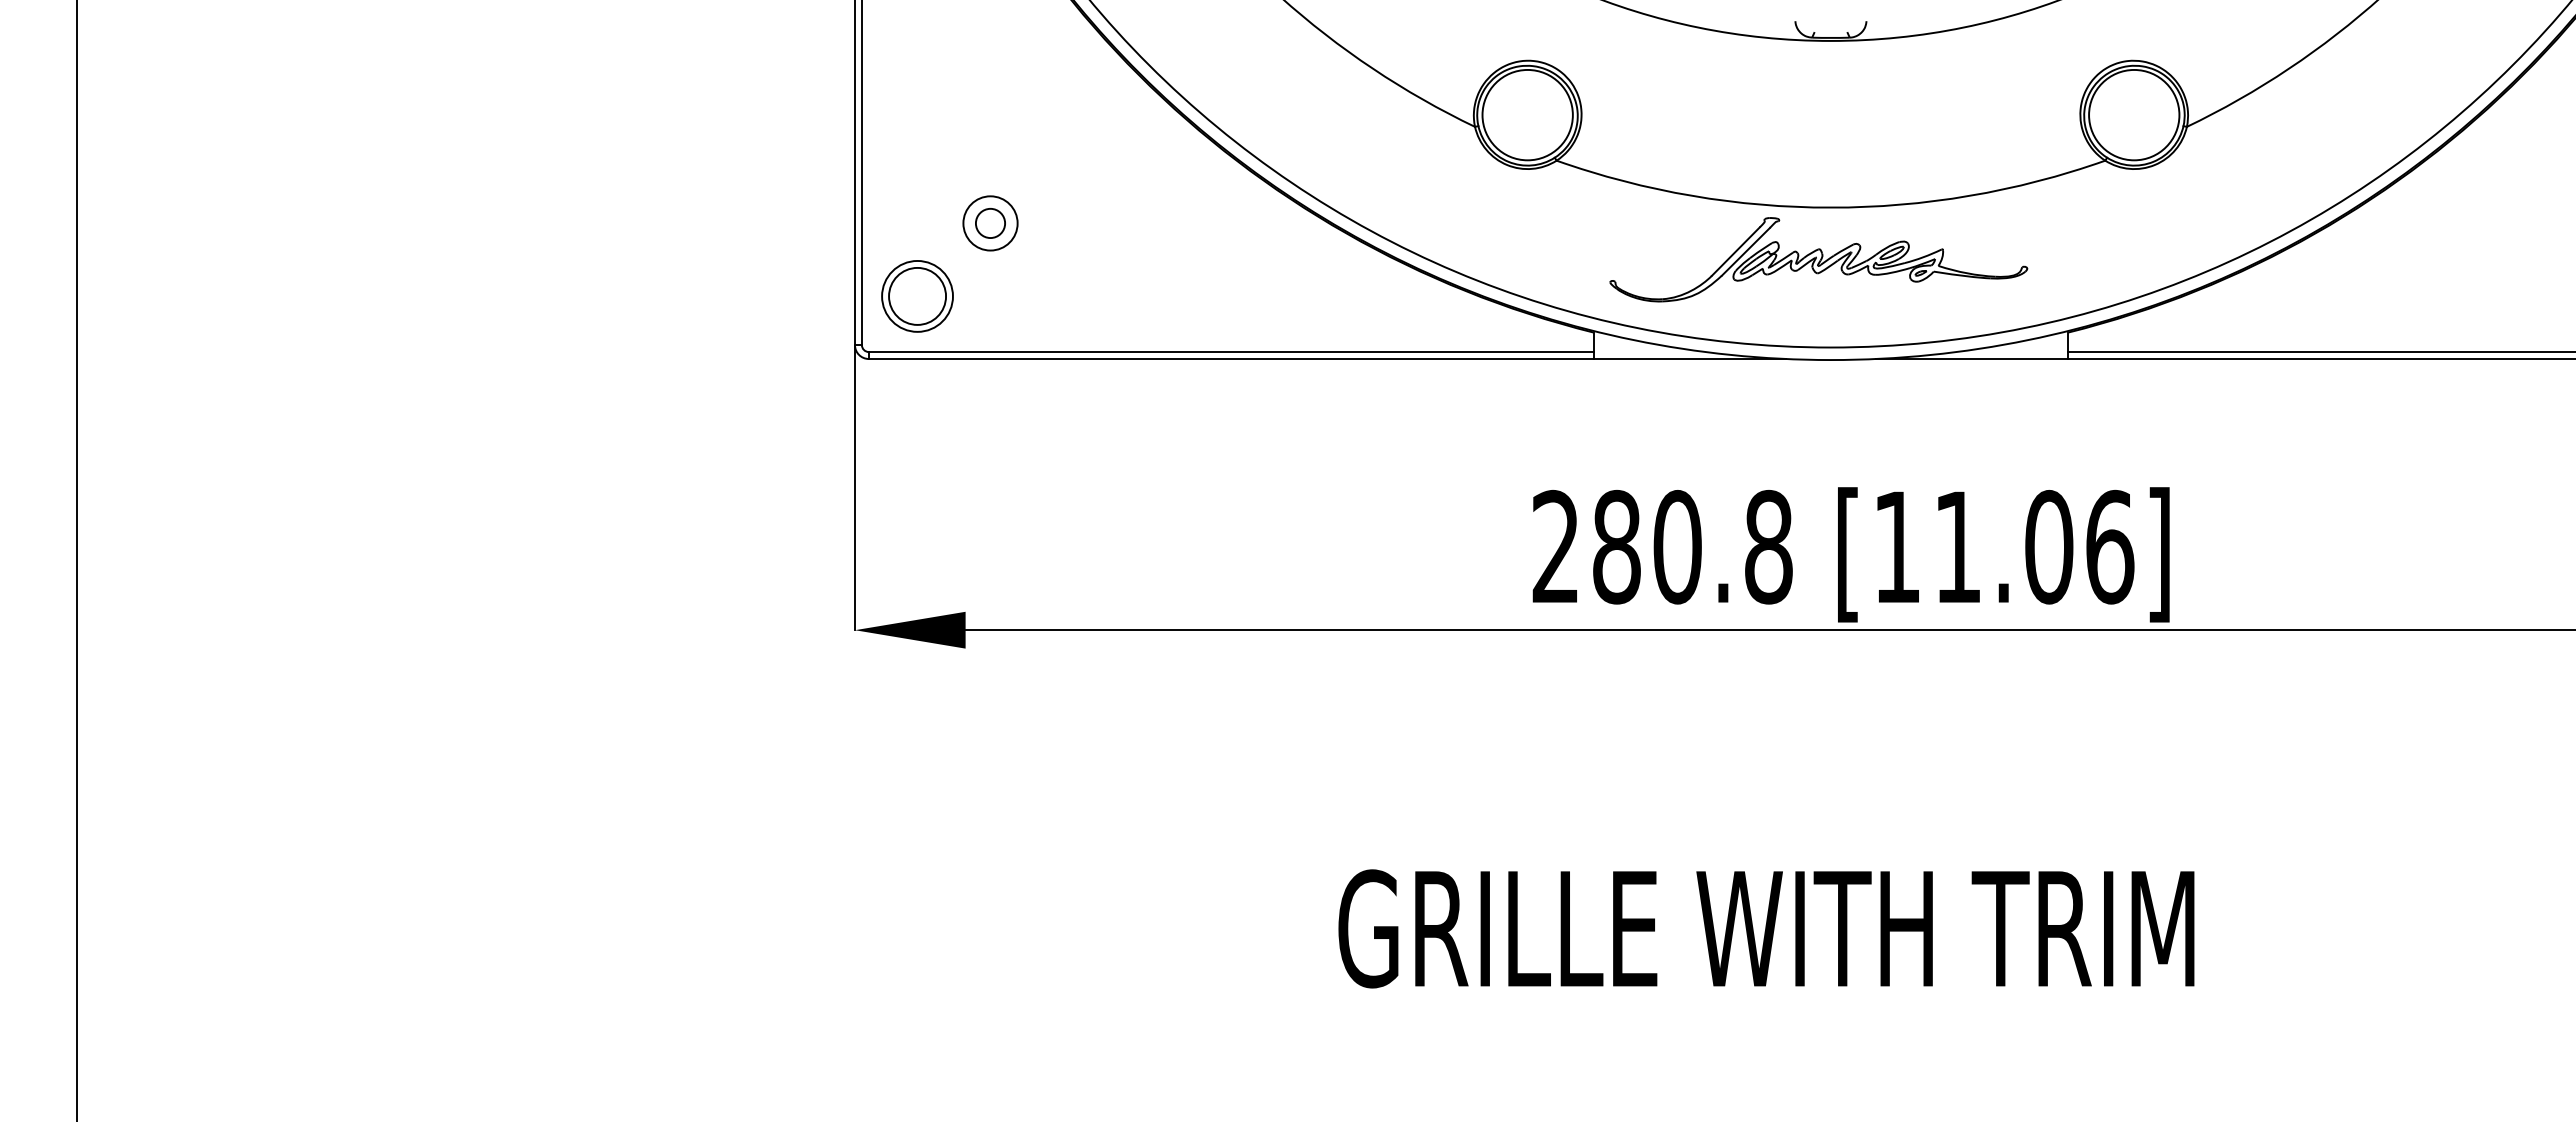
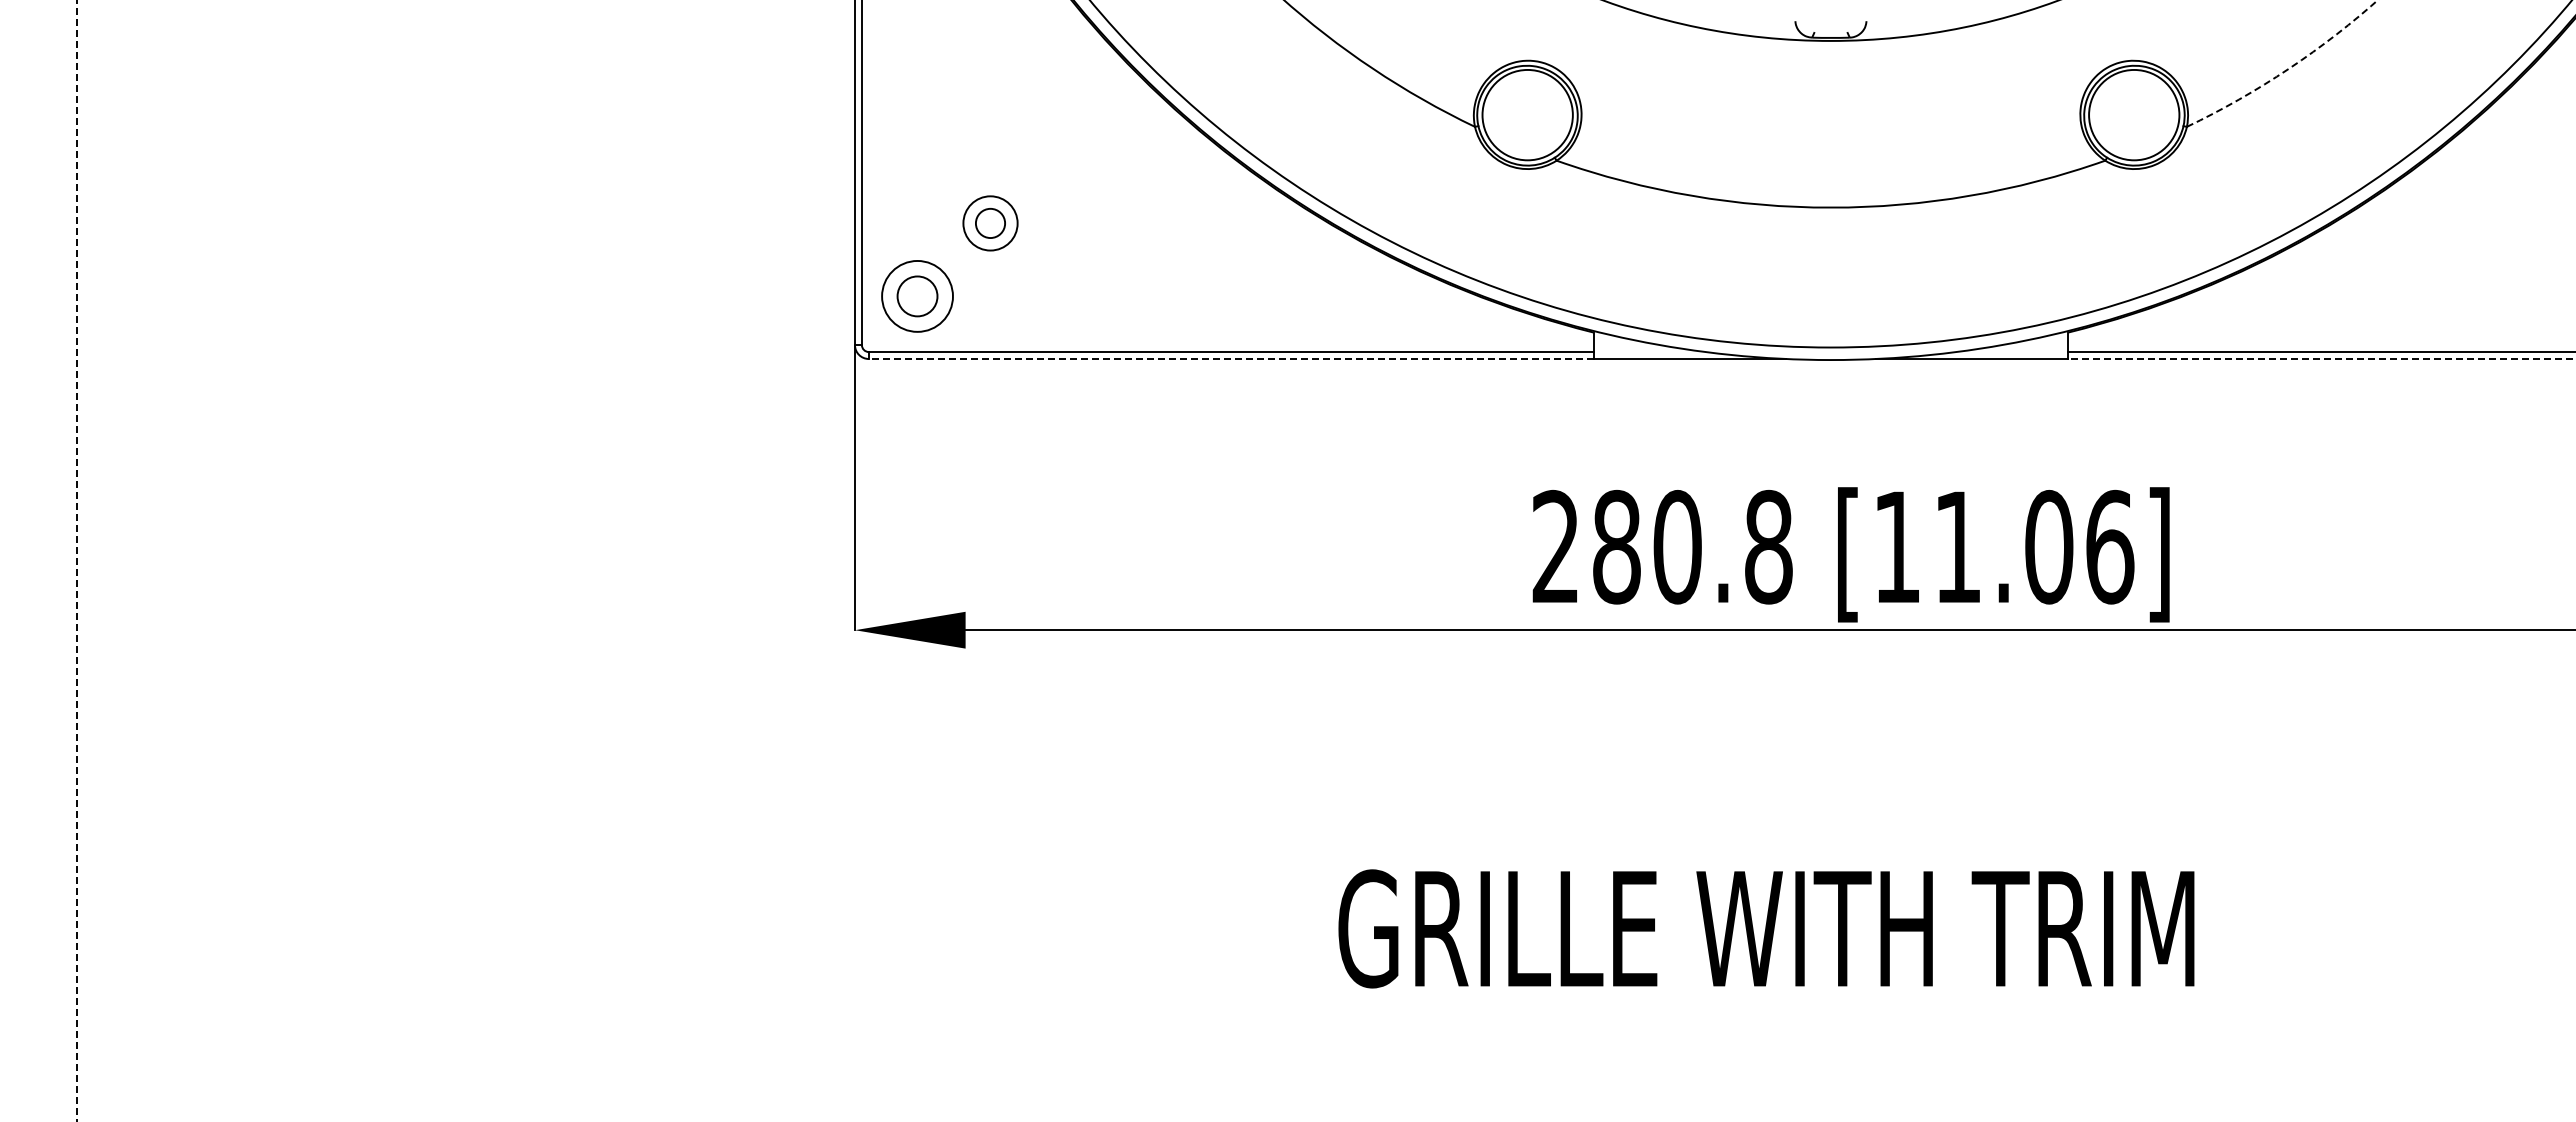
arc: solid -> dashed (2287, 69)
part: present -> none (1818, 259)
circle diameter: 57 px -> 40 px (917, 296)
line: solid -> dashed (1230, 359)
line: solid -> dashed (2321, 359)
line: solid -> dashed (77, 561)
